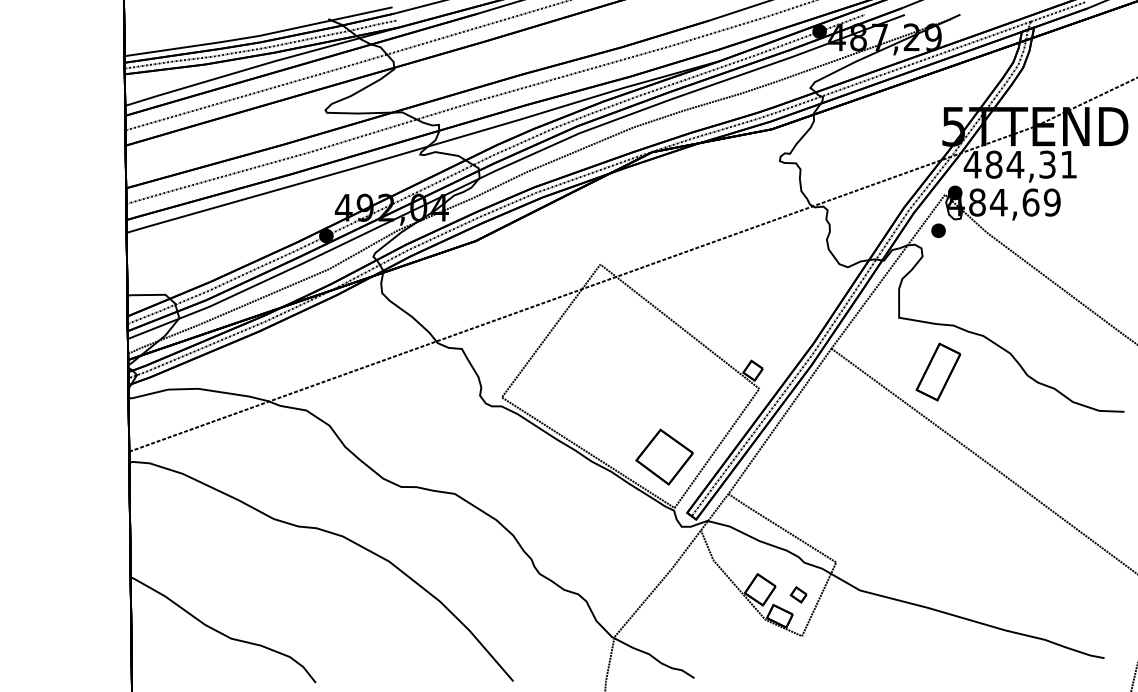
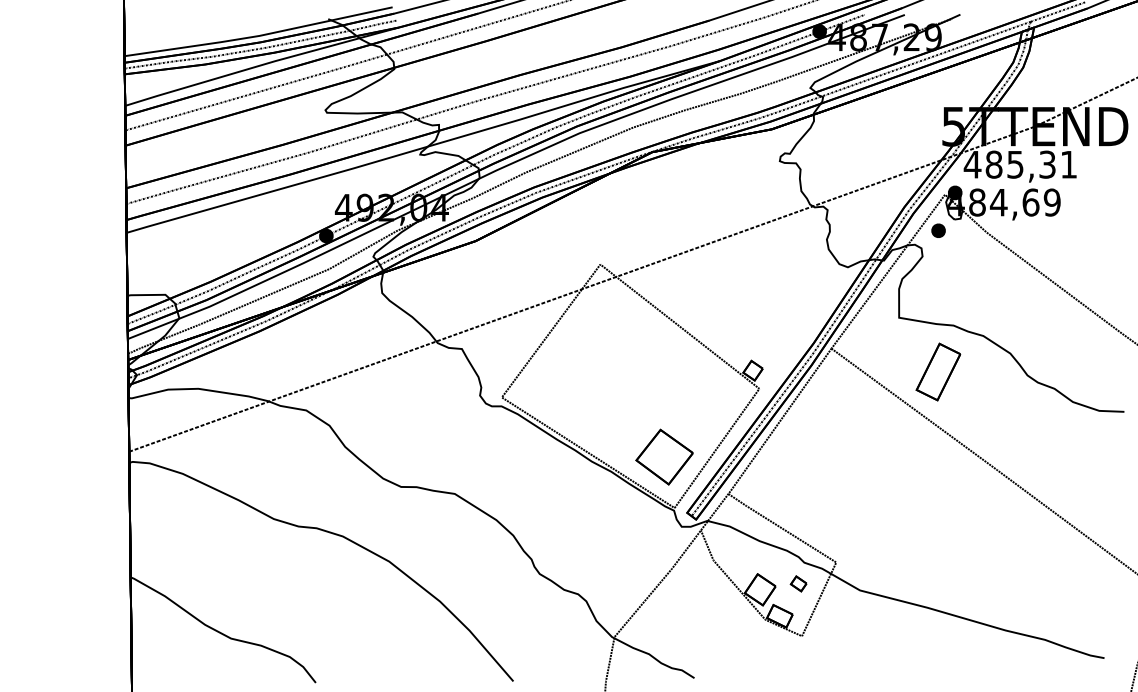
text: 484,31 -> 485,31 (1015, 164)
part position: (798, 594) -> (798, 583) (798, 583)
